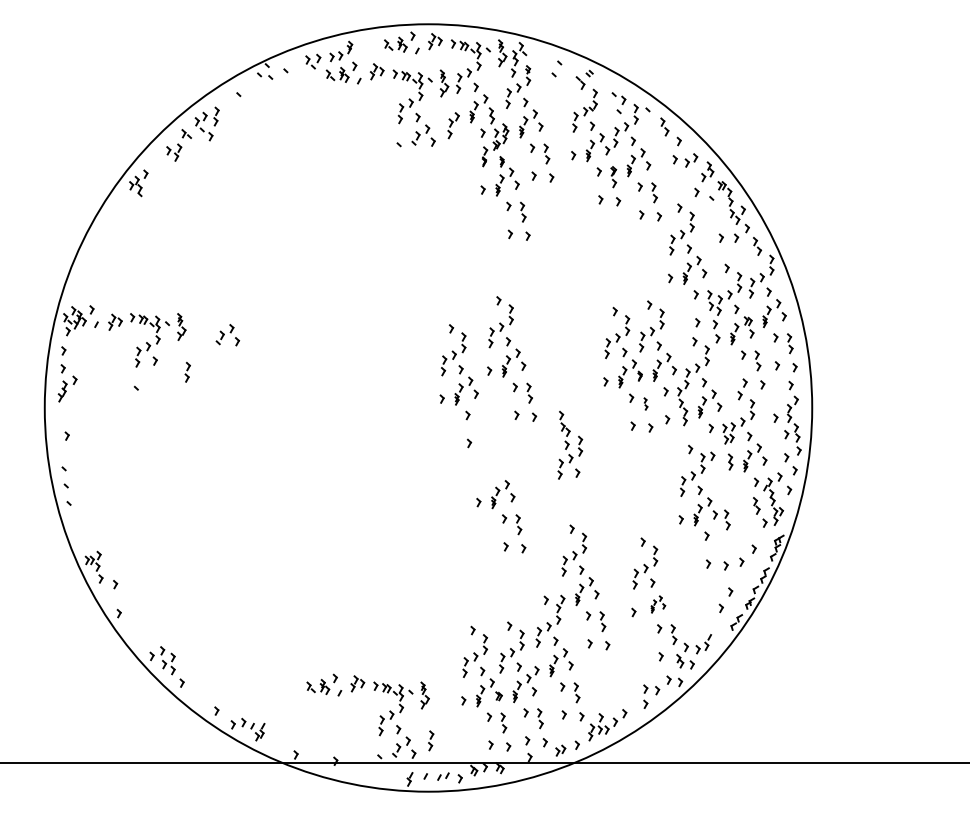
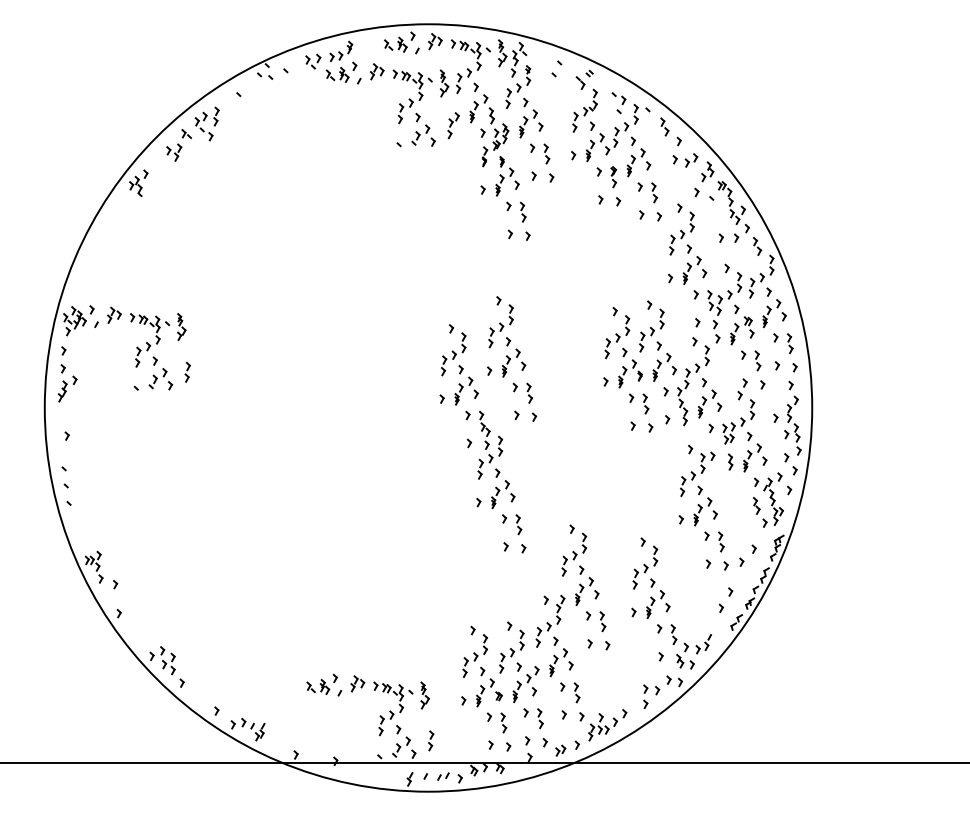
part position: (115, 321) -> (114, 314) (114, 314)
part position: (227, 335) -> (160, 379) (160, 379)
part size: 6x14 px -> 8x22 px (645, 403)
part position: (570, 444) -> (490, 444) (490, 444)
part position: (727, 519) -> (721, 541) (721, 541)
part size: 17x19 px -> 25x29 px (658, 604)
